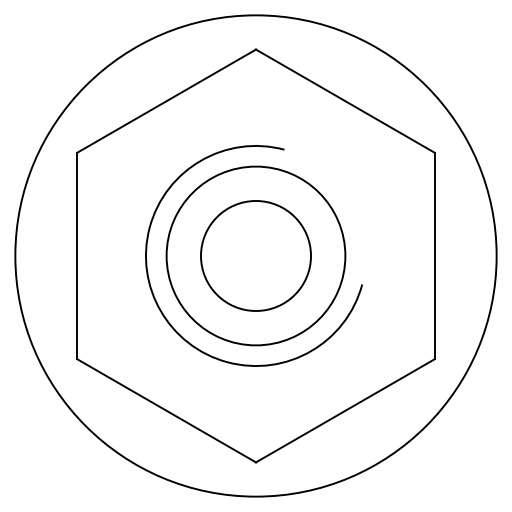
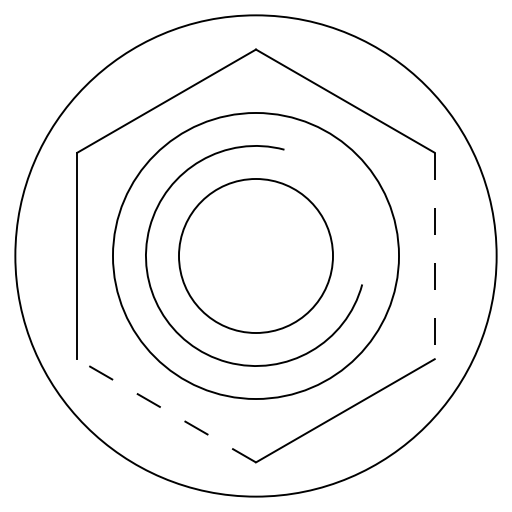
circle diameter: 110 px -> 154 px (255, 255)
circle diameter: 179 px -> 286 px (255, 255)
line: solid -> dashed (434, 256)
line: solid -> dashed (166, 410)
